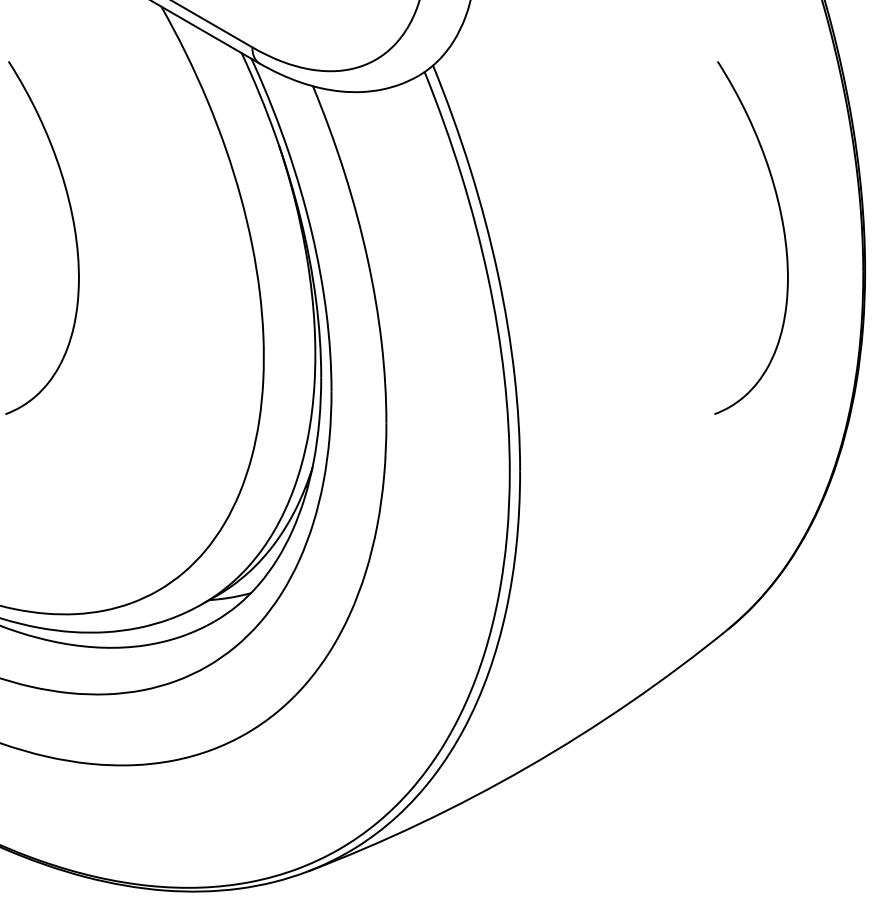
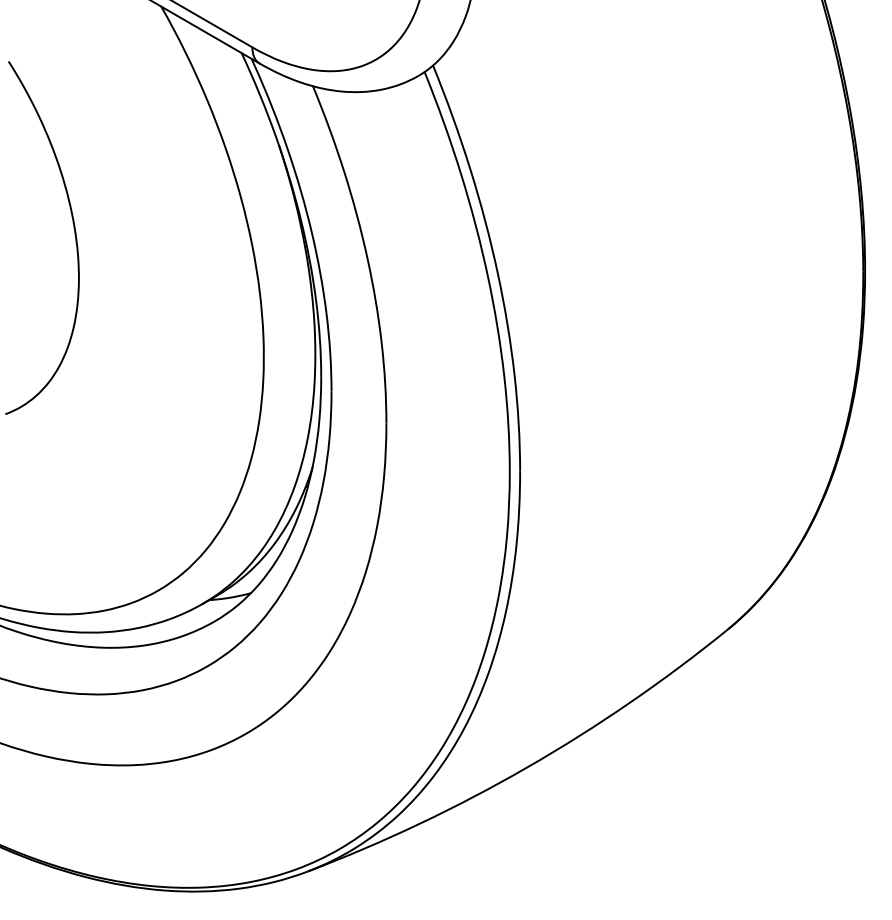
curve: present -> none (783, 235)
